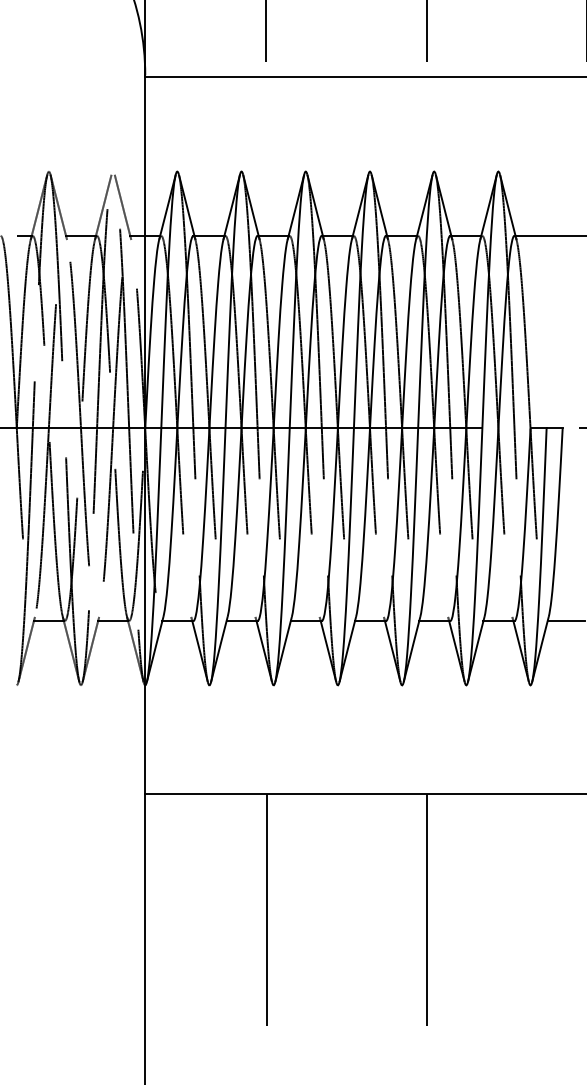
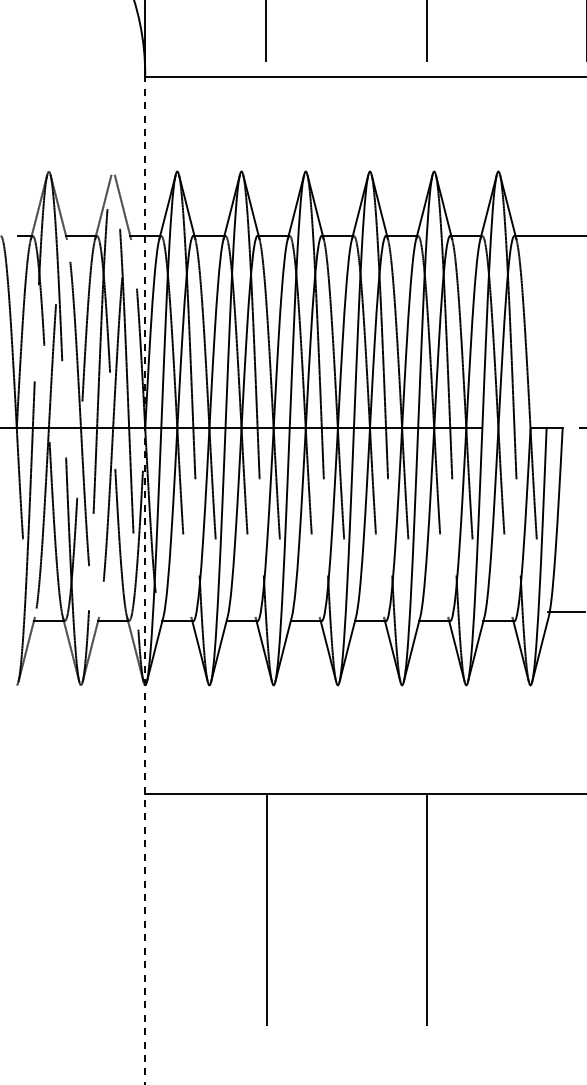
line: solid -> dashed (145, 580)
line position: (565, 621) -> (565, 612) (565, 612)
